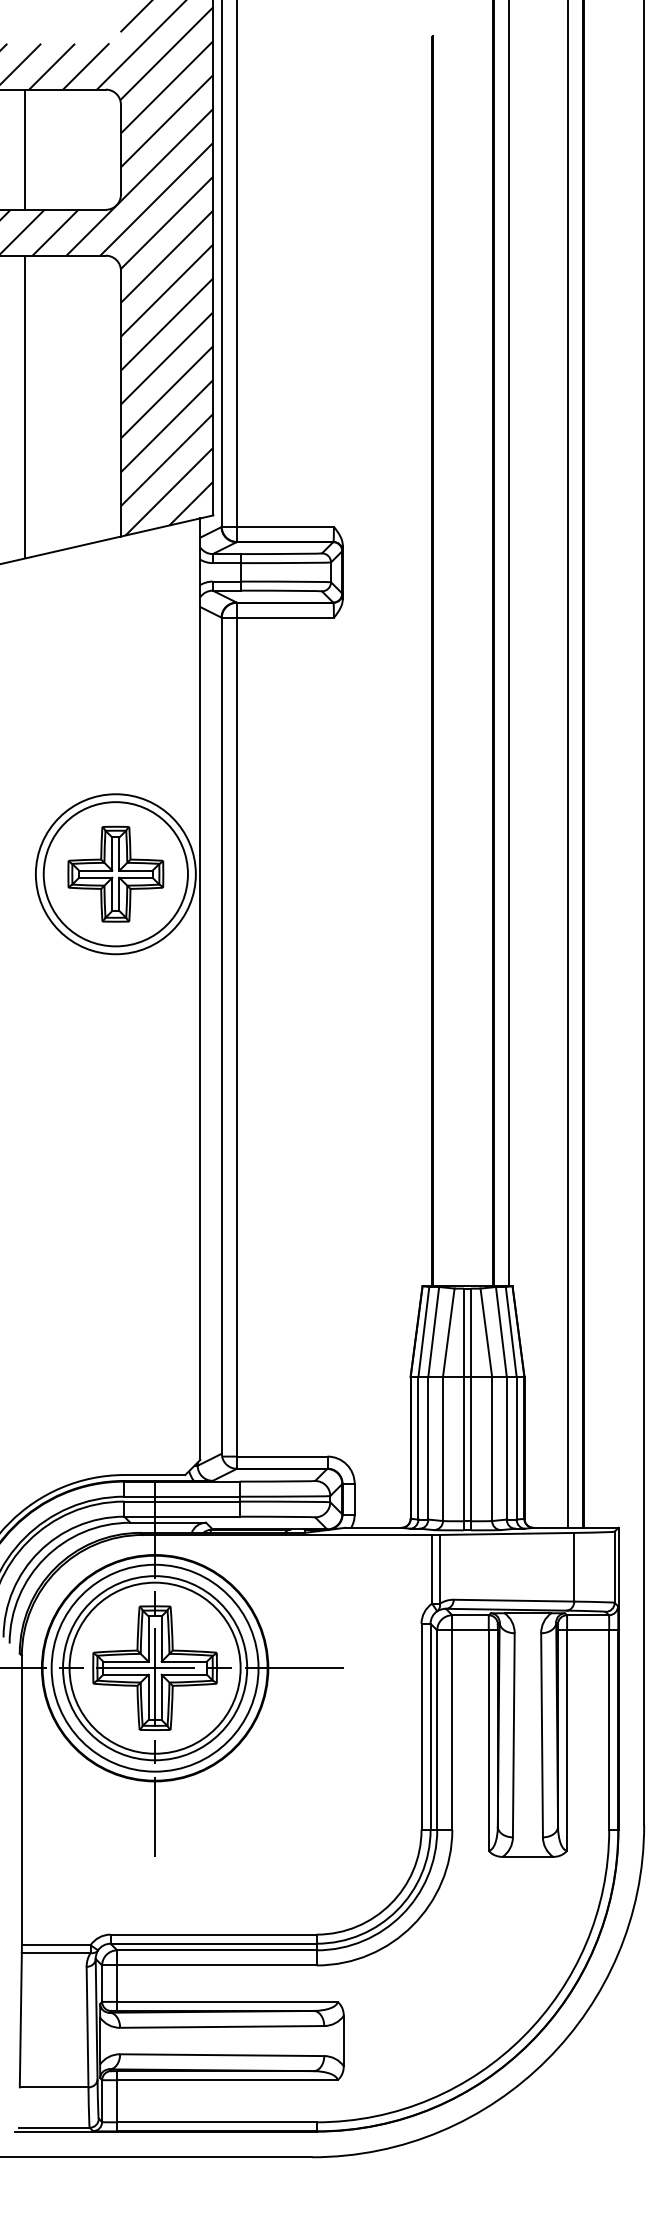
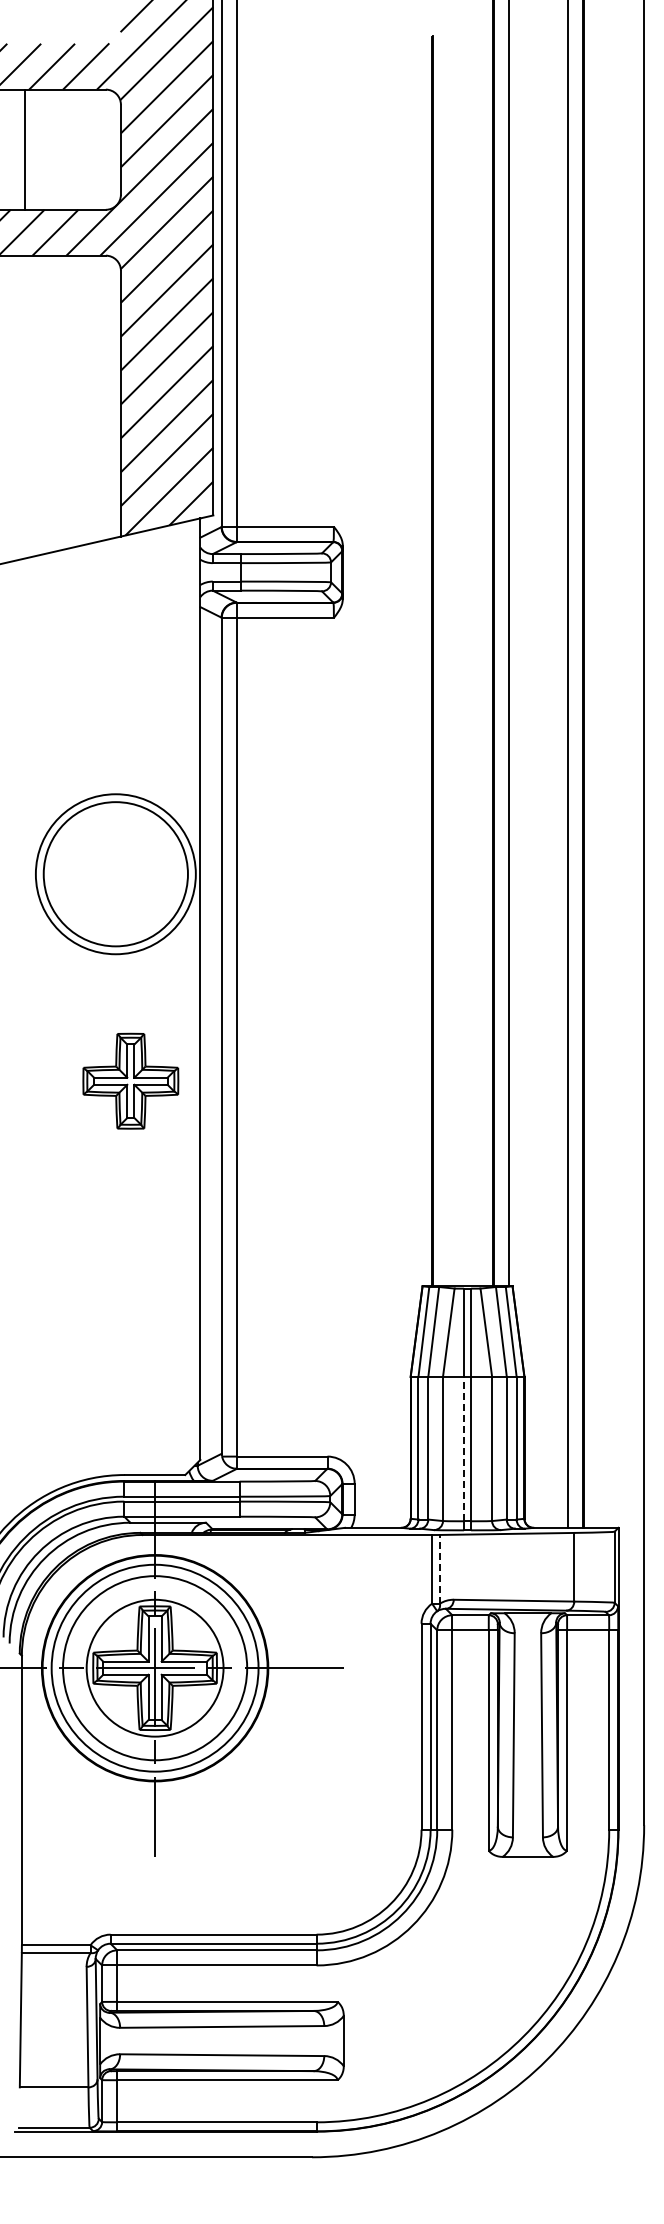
line: present -> none (25, 406)
part position: (115, 873) -> (130, 1080) (130, 1080)
line: solid -> dashed (464, 1448)
line: solid -> dashed (439, 1568)
circle diameter: 171 px -> 137 px (154, 1667)
